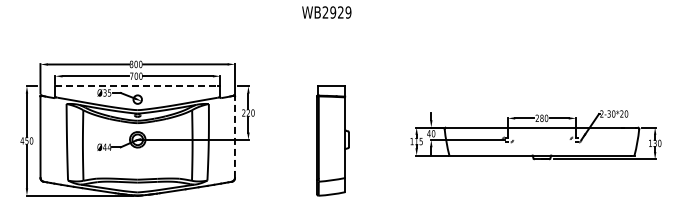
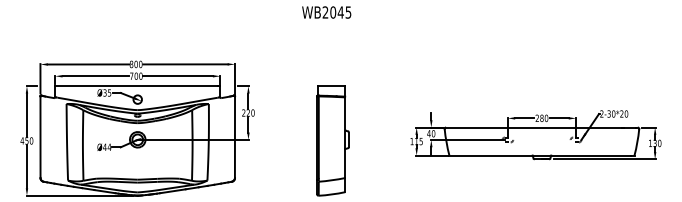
text: WB2929 -> WB2045 (340, 12)
line: dashed -> solid (137, 86)
line: dashed -> solid (234, 137)
